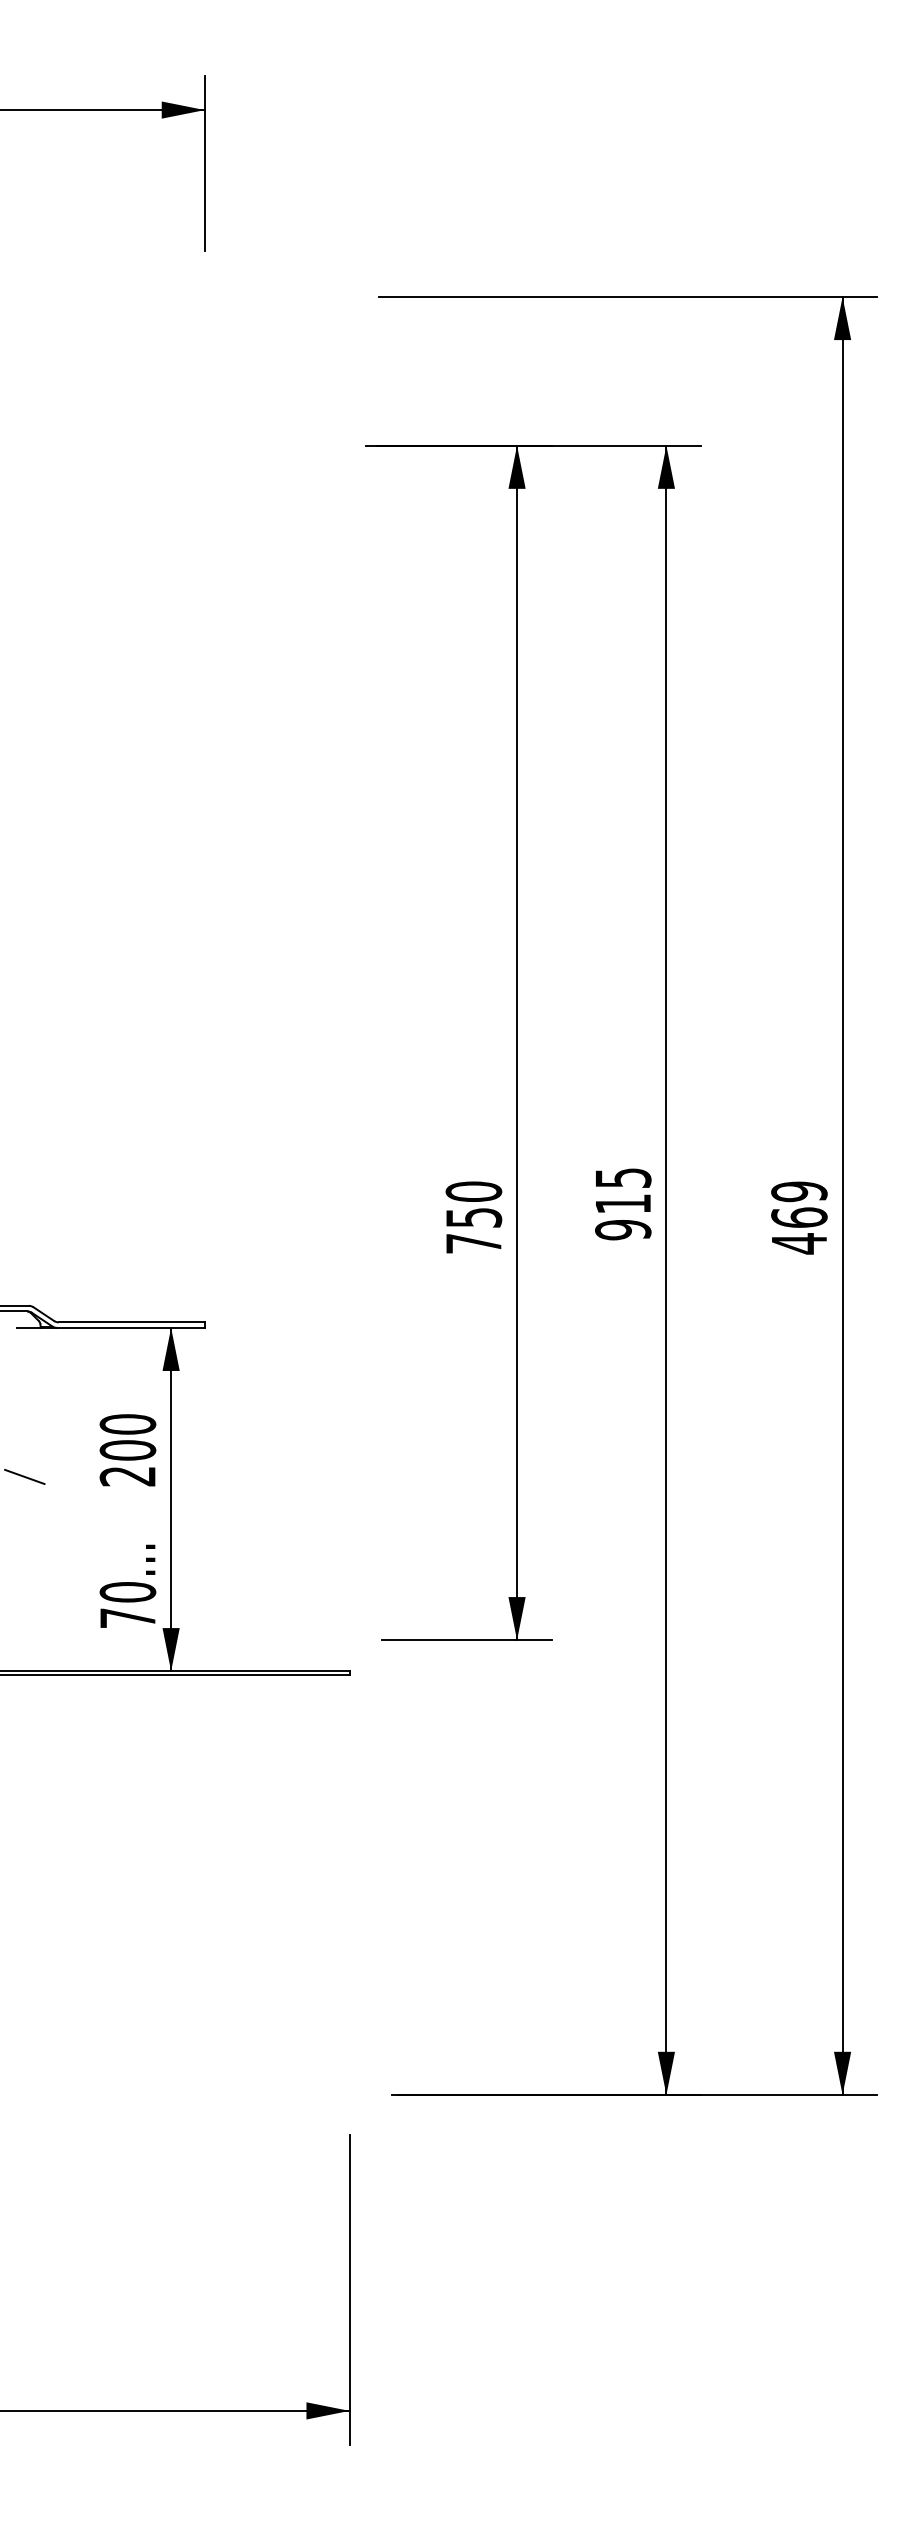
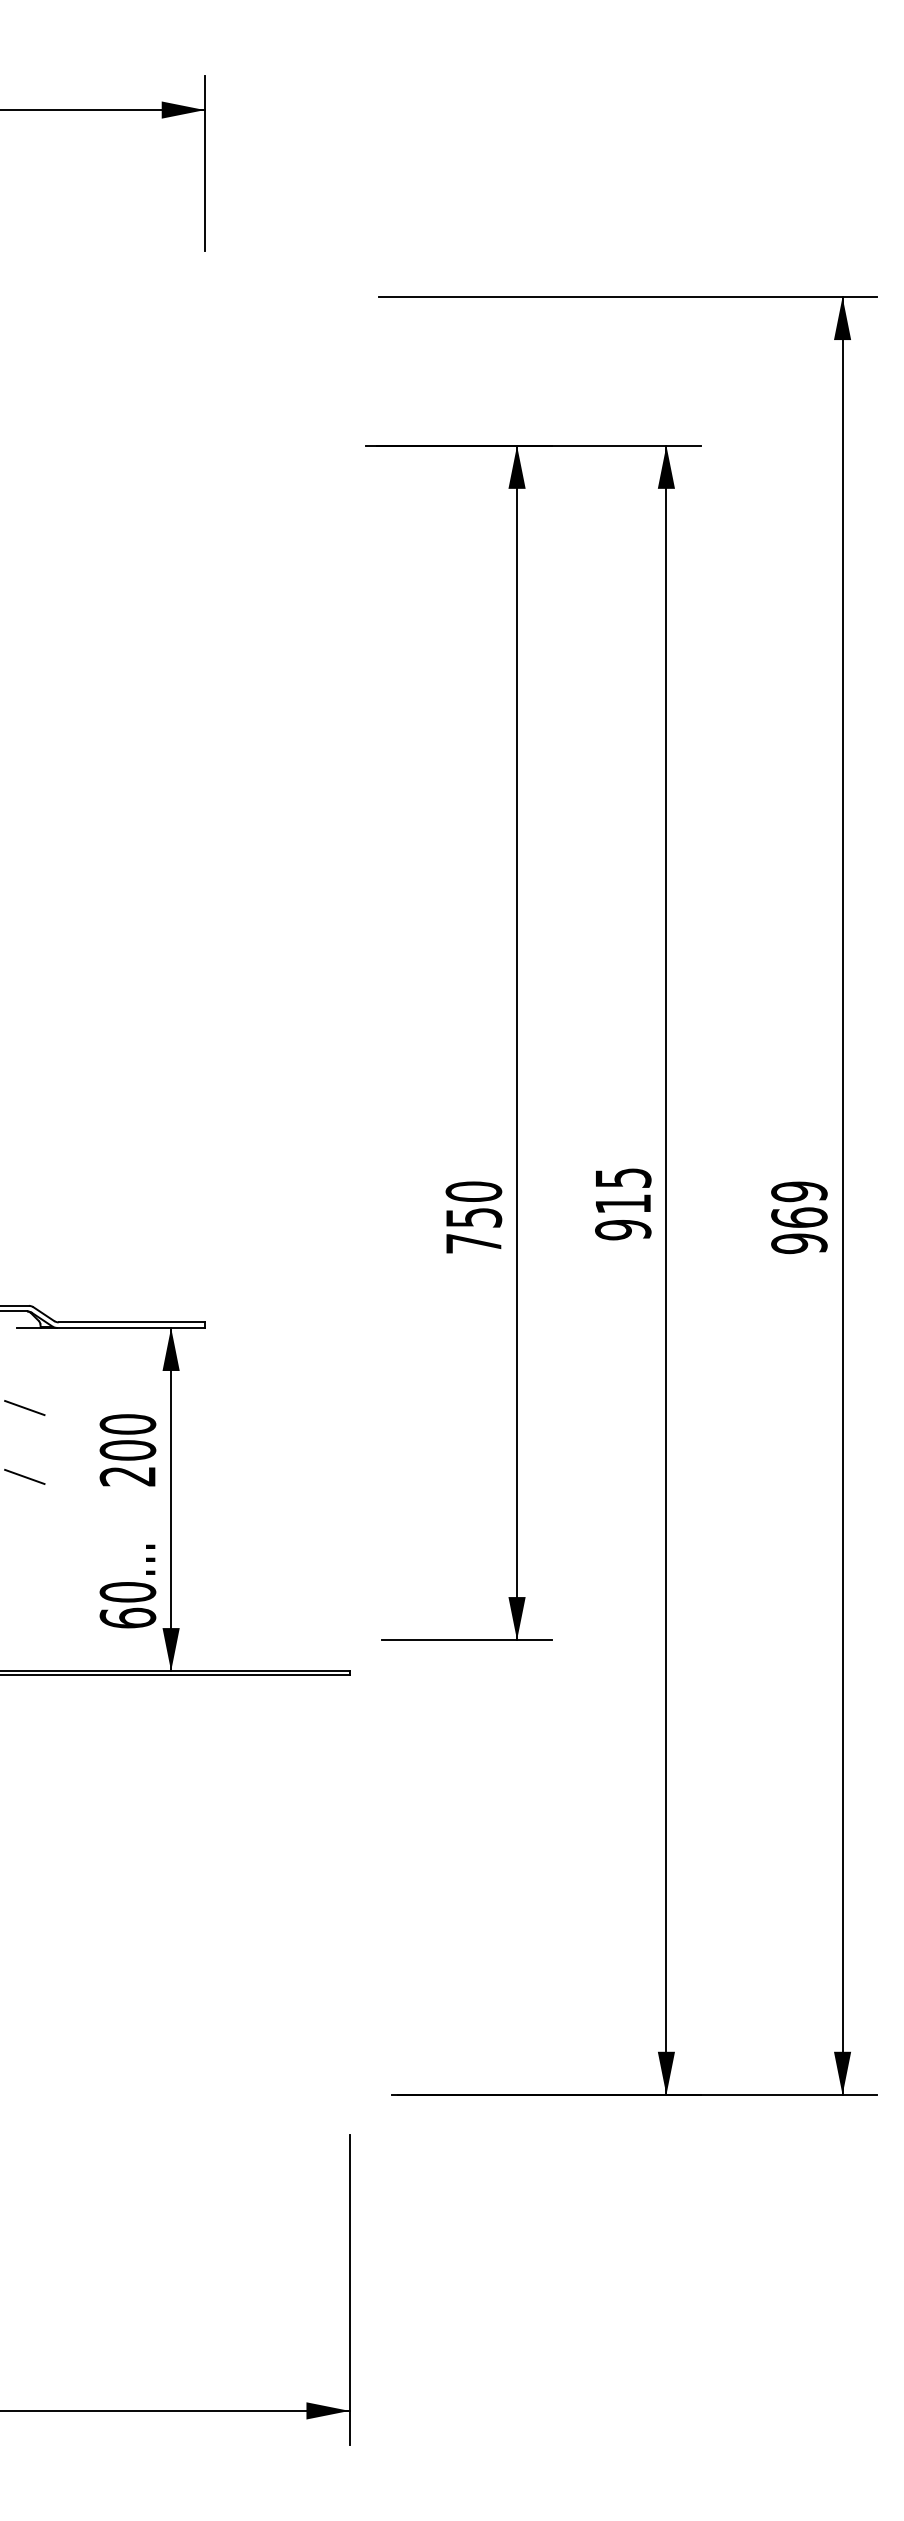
text: 469 -> 969 (799, 1243)
line: none -> present (23, 1407)
text: 70... -> 60... (127, 1617)
